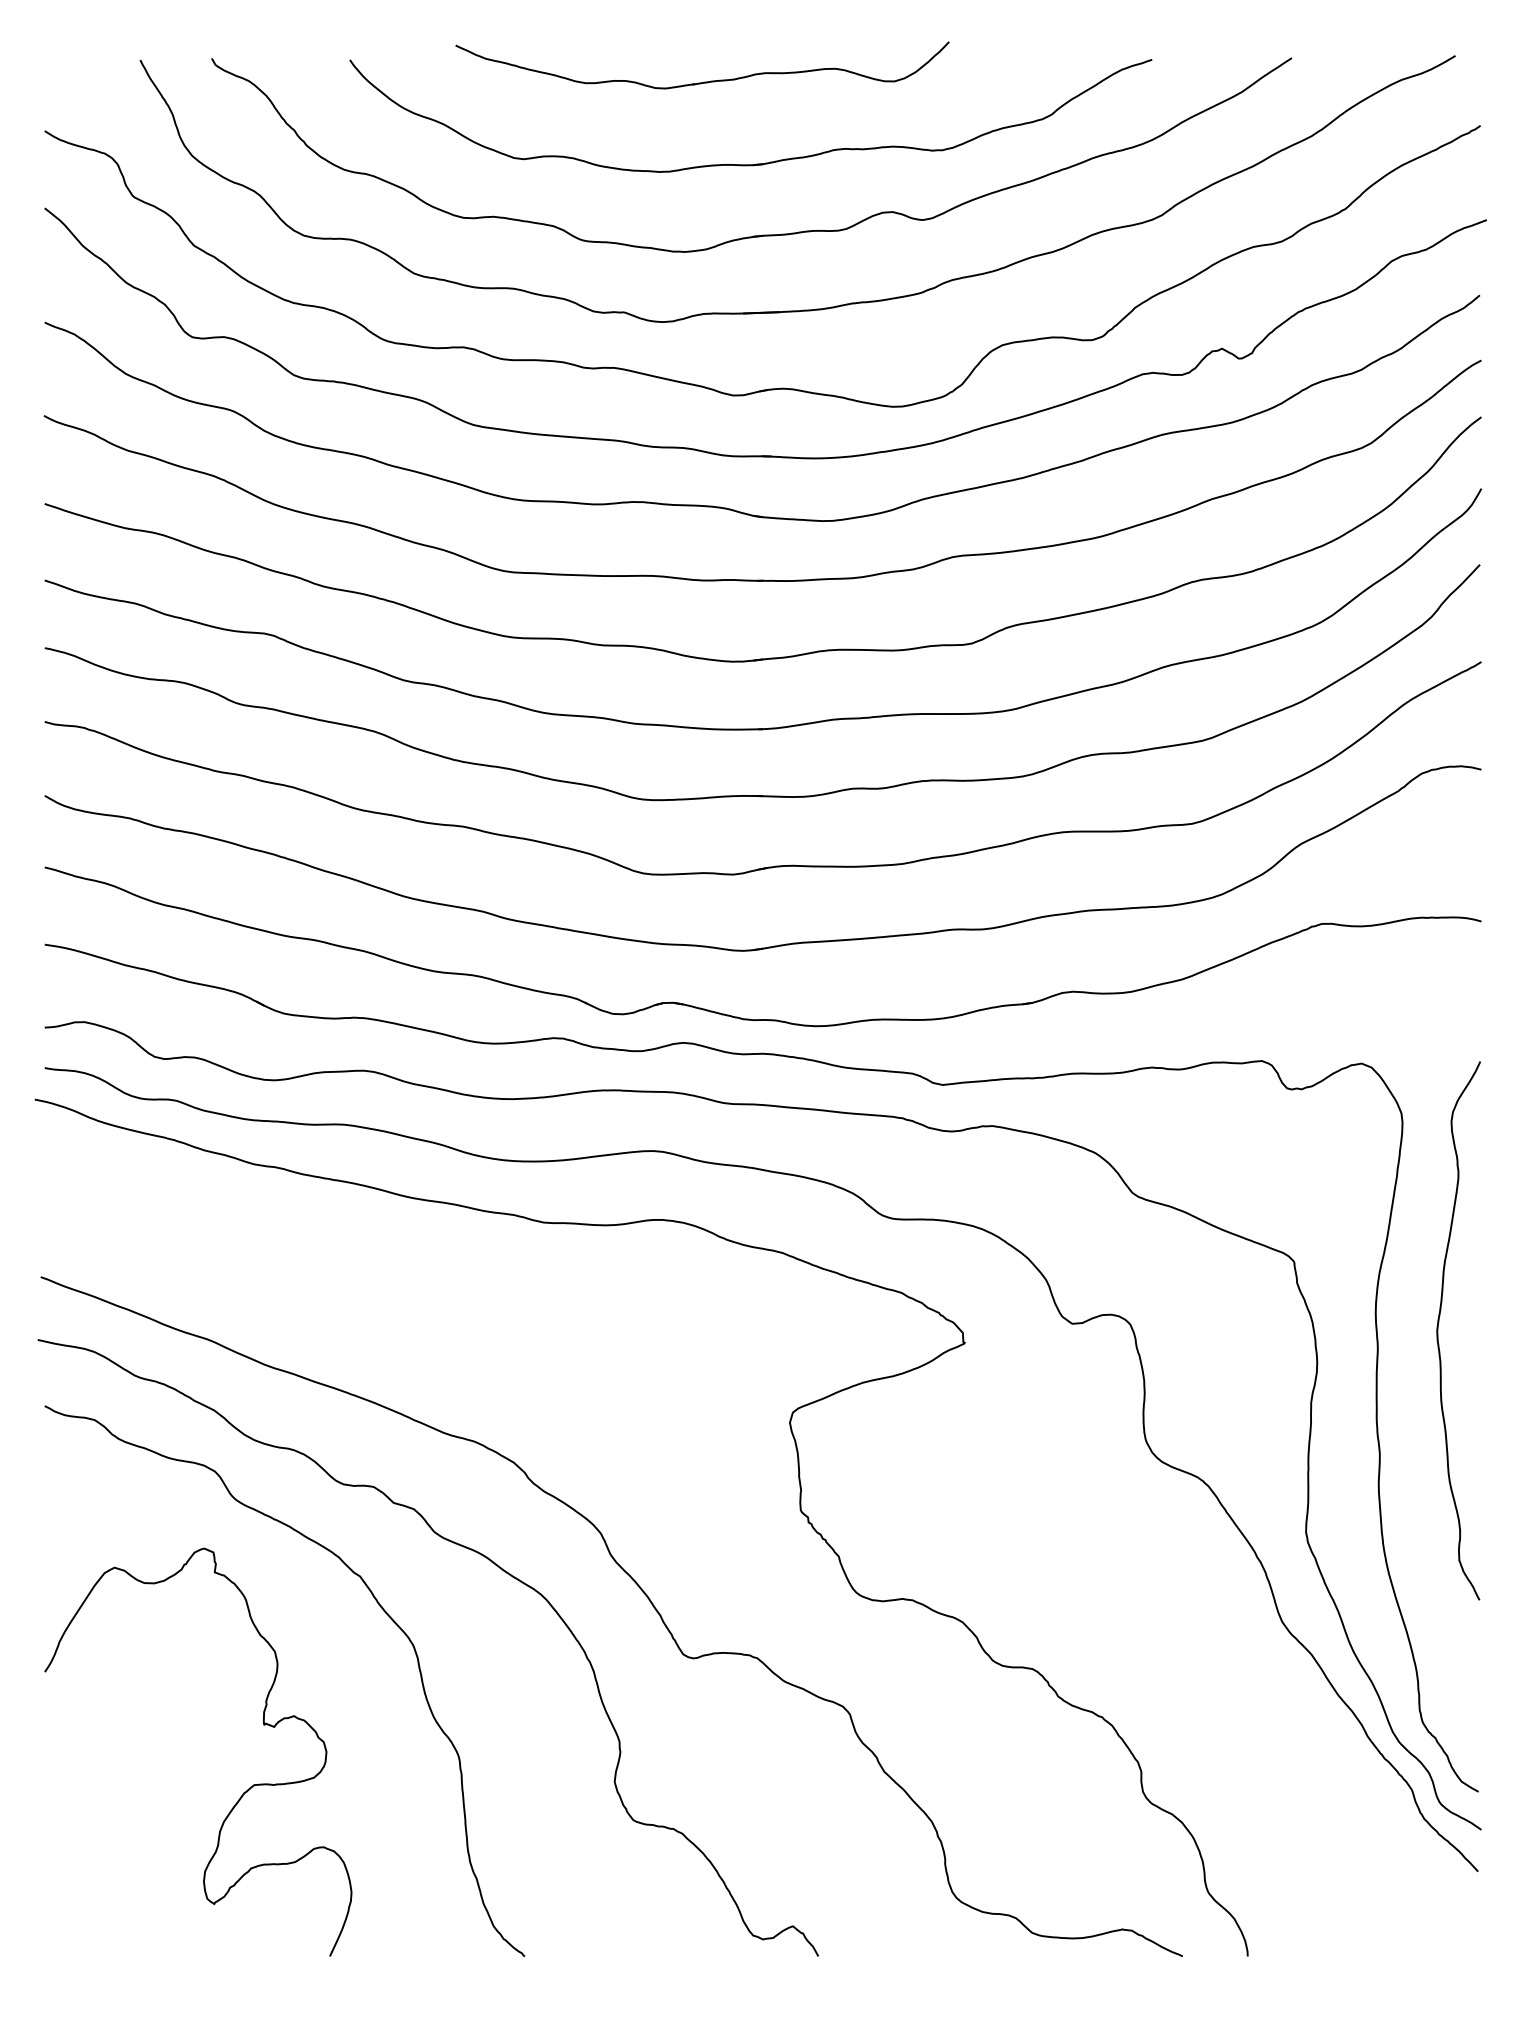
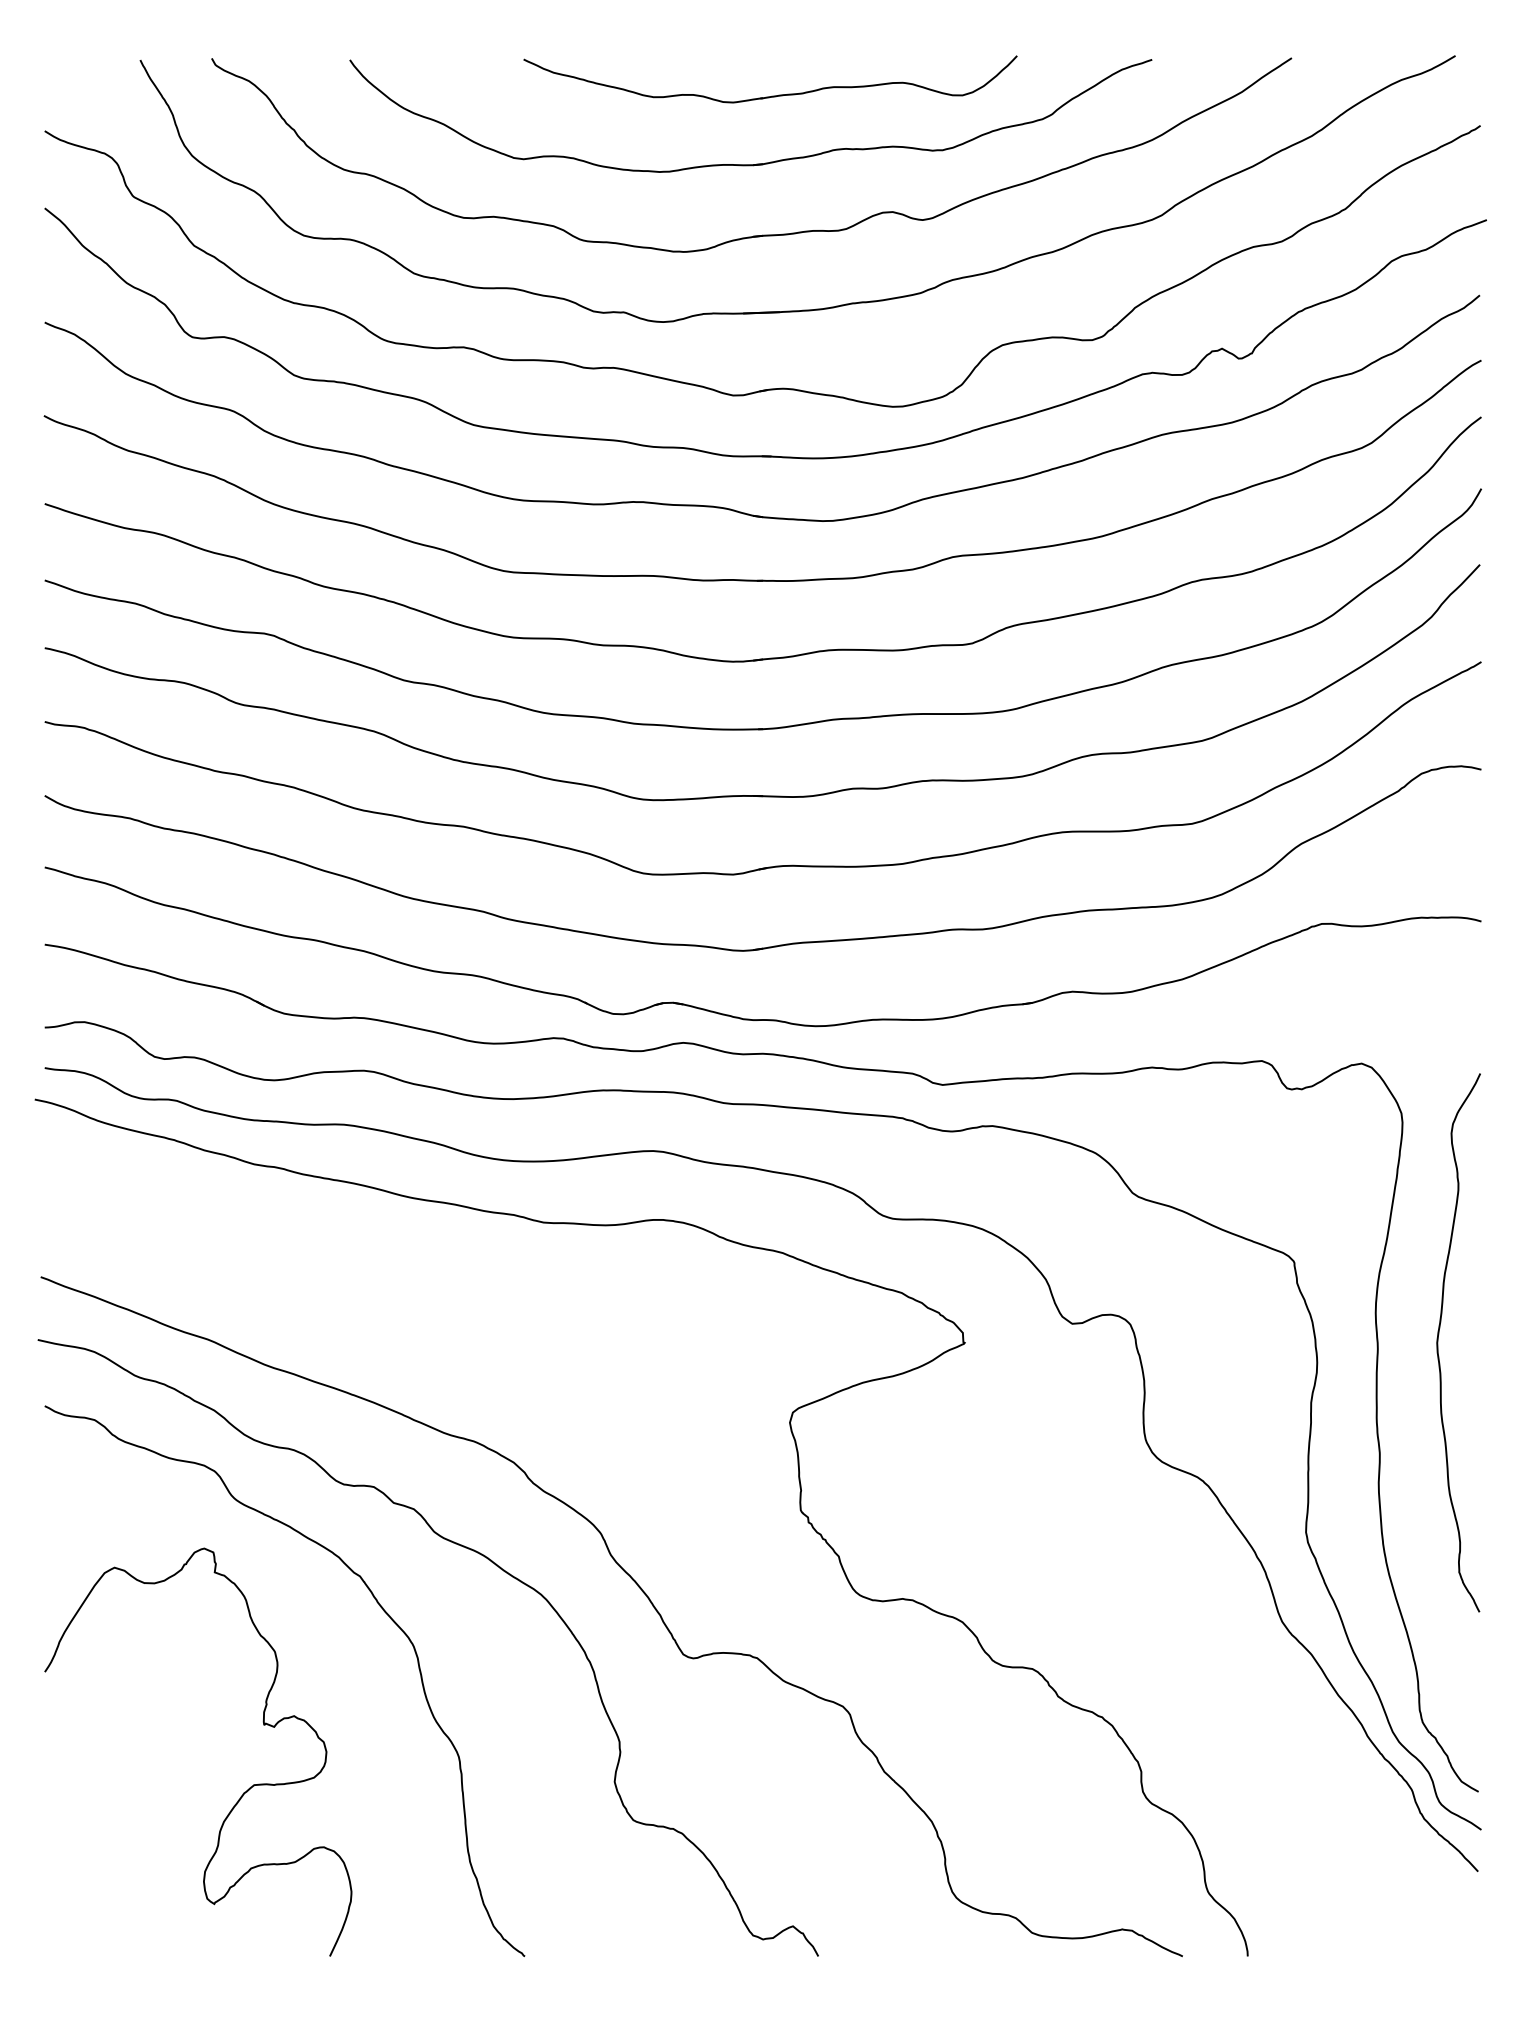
part position: (704, 81) -> (772, 95) (772, 95)
curve position: (1438, 1330) -> (1438, 1342) (1438, 1342)
